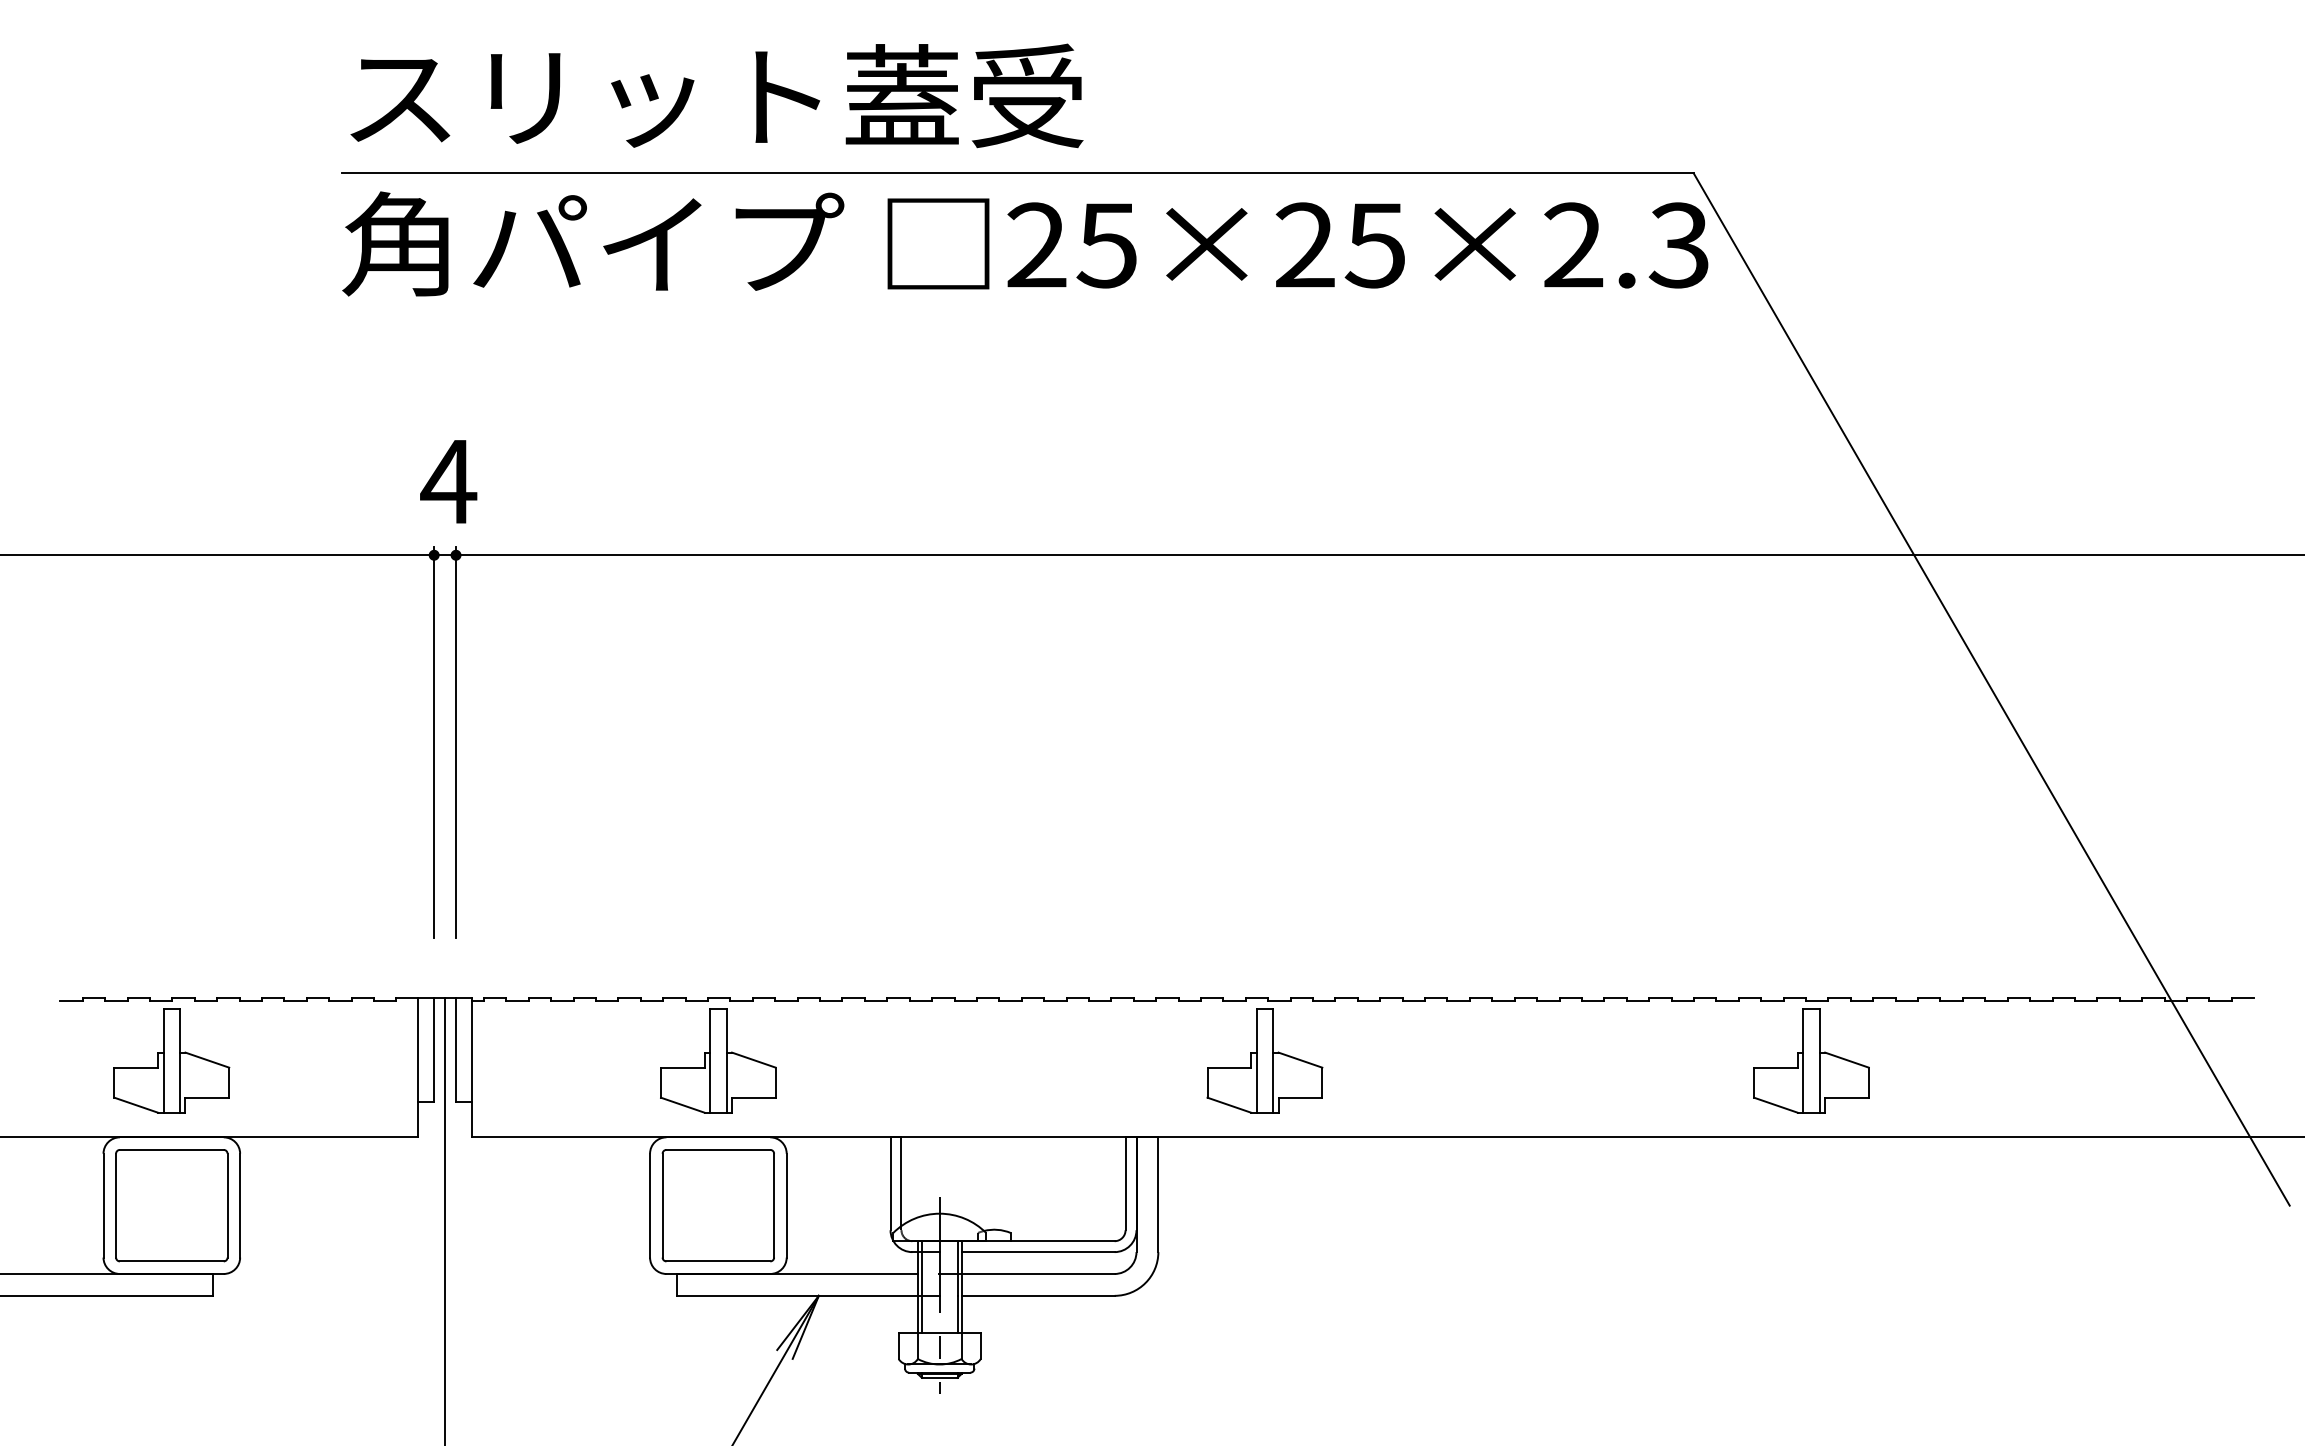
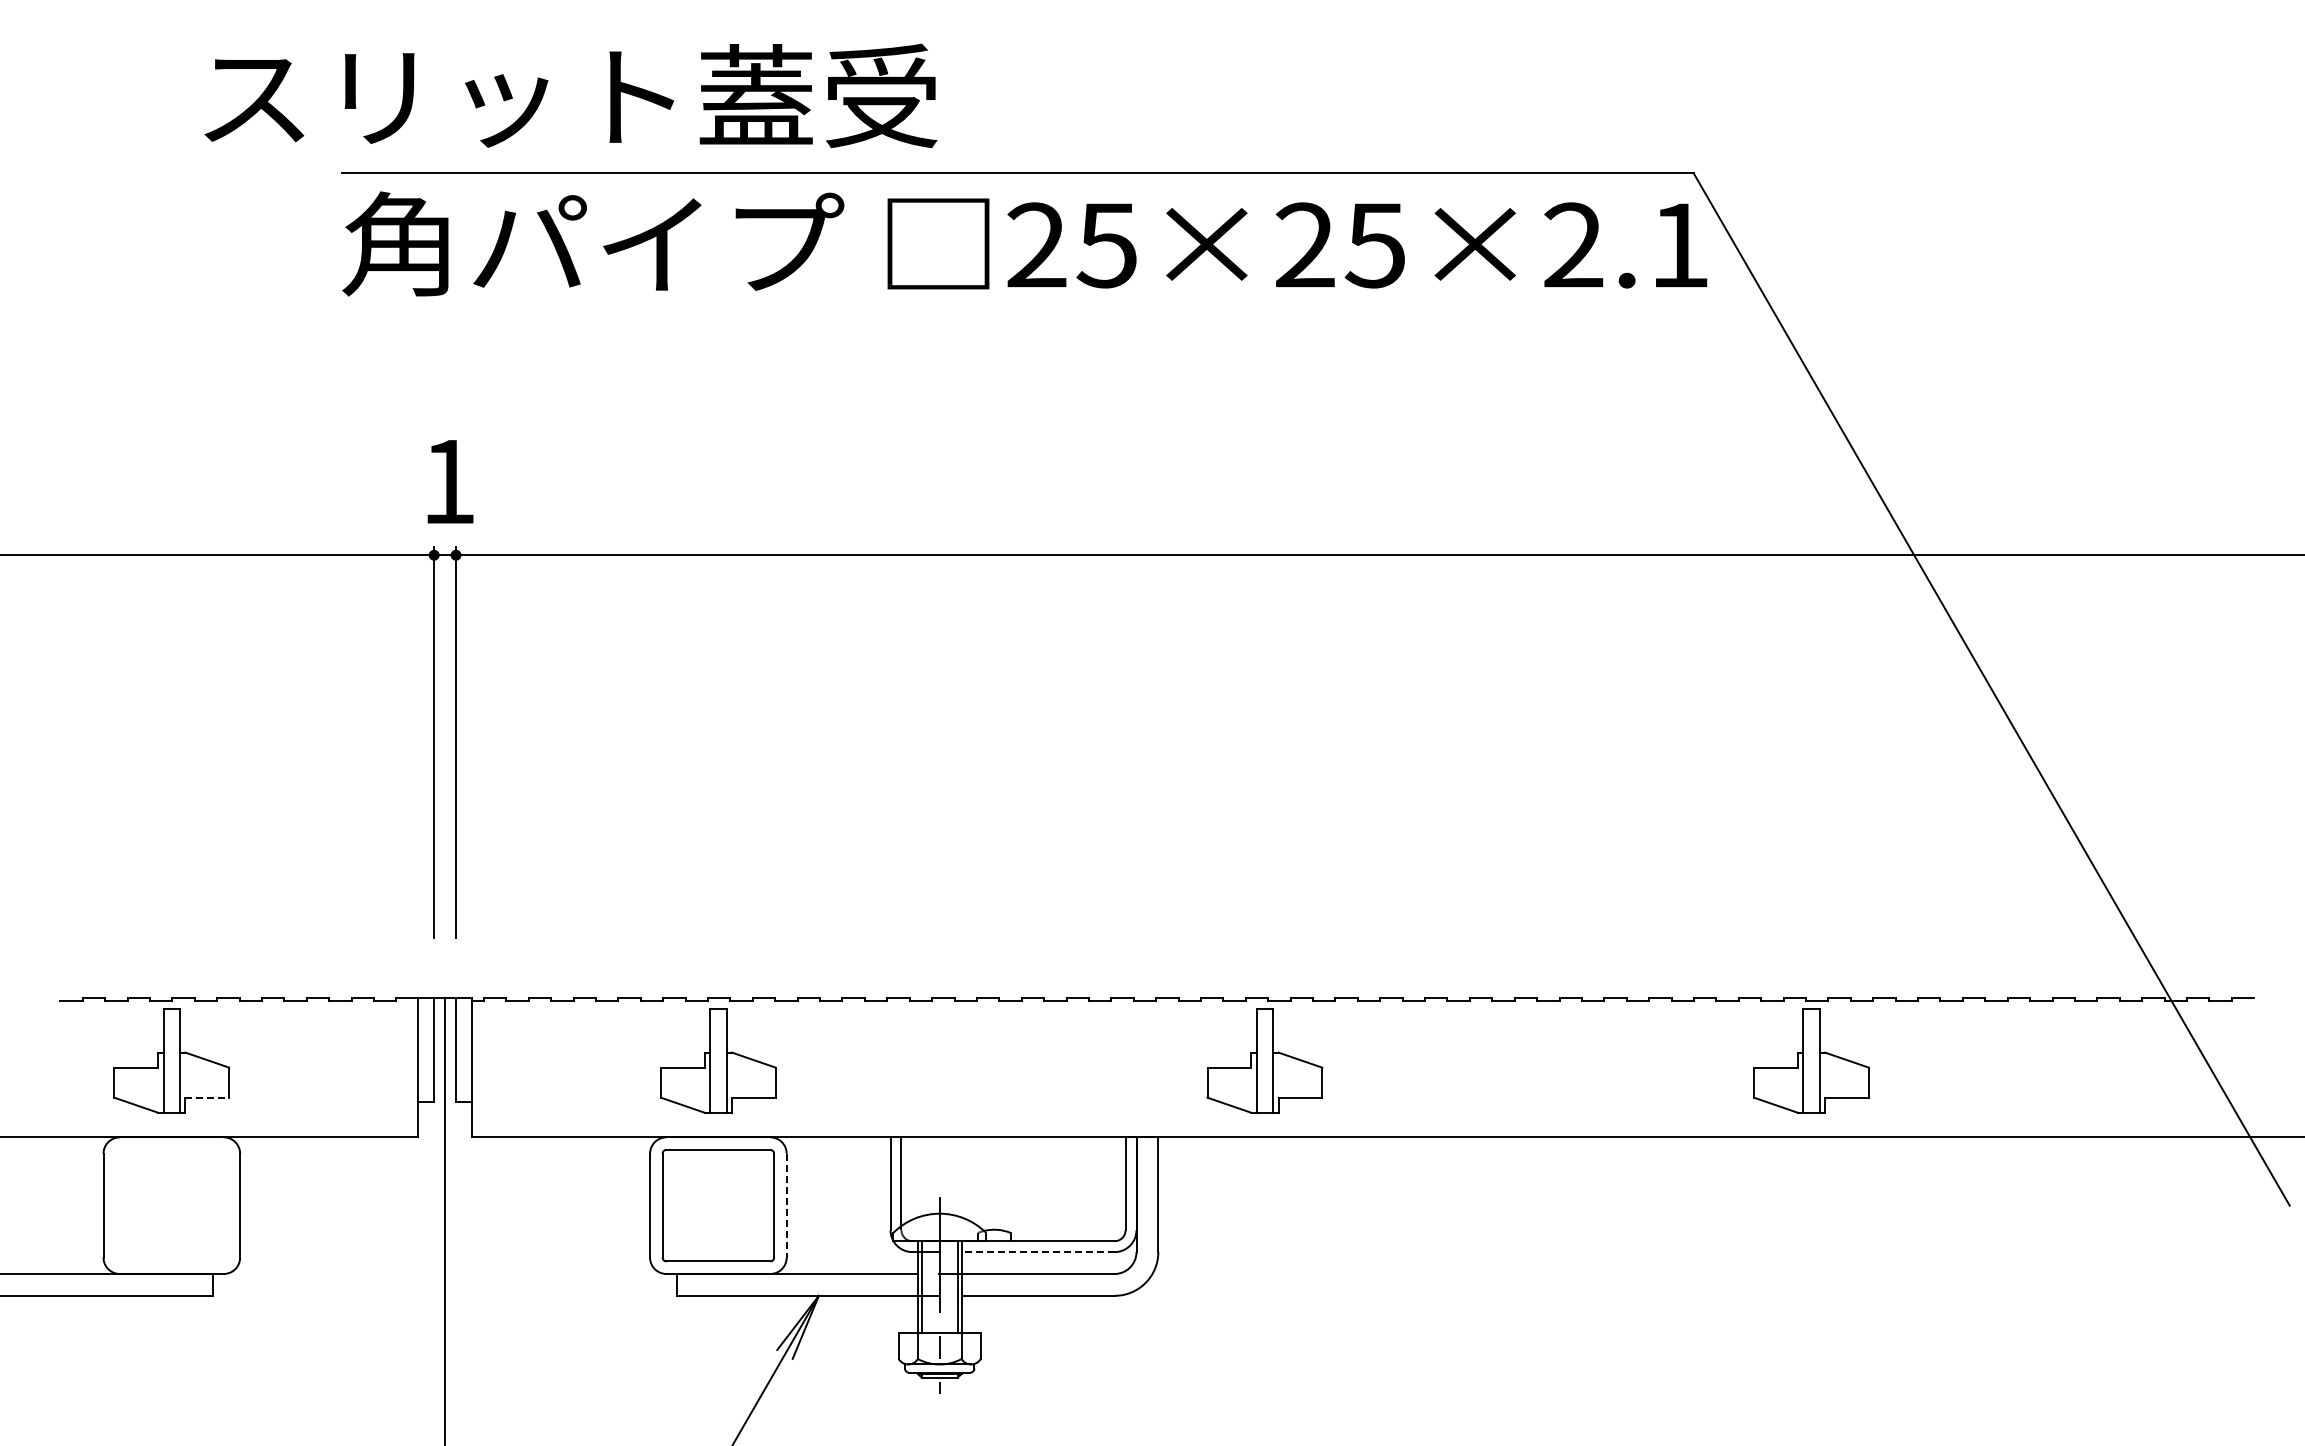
text position: (716, 95) -> (570, 95) (570, 95)
text: 25×25×2.3 -> 25×25×2.1 (1678, 245)
text: 4 -> 1 (448, 481)
line: solid -> dashed (207, 1097)
part: present -> none (171, 1205)
line: solid -> dashed (786, 1205)
line: solid -> dashed (1038, 1252)
